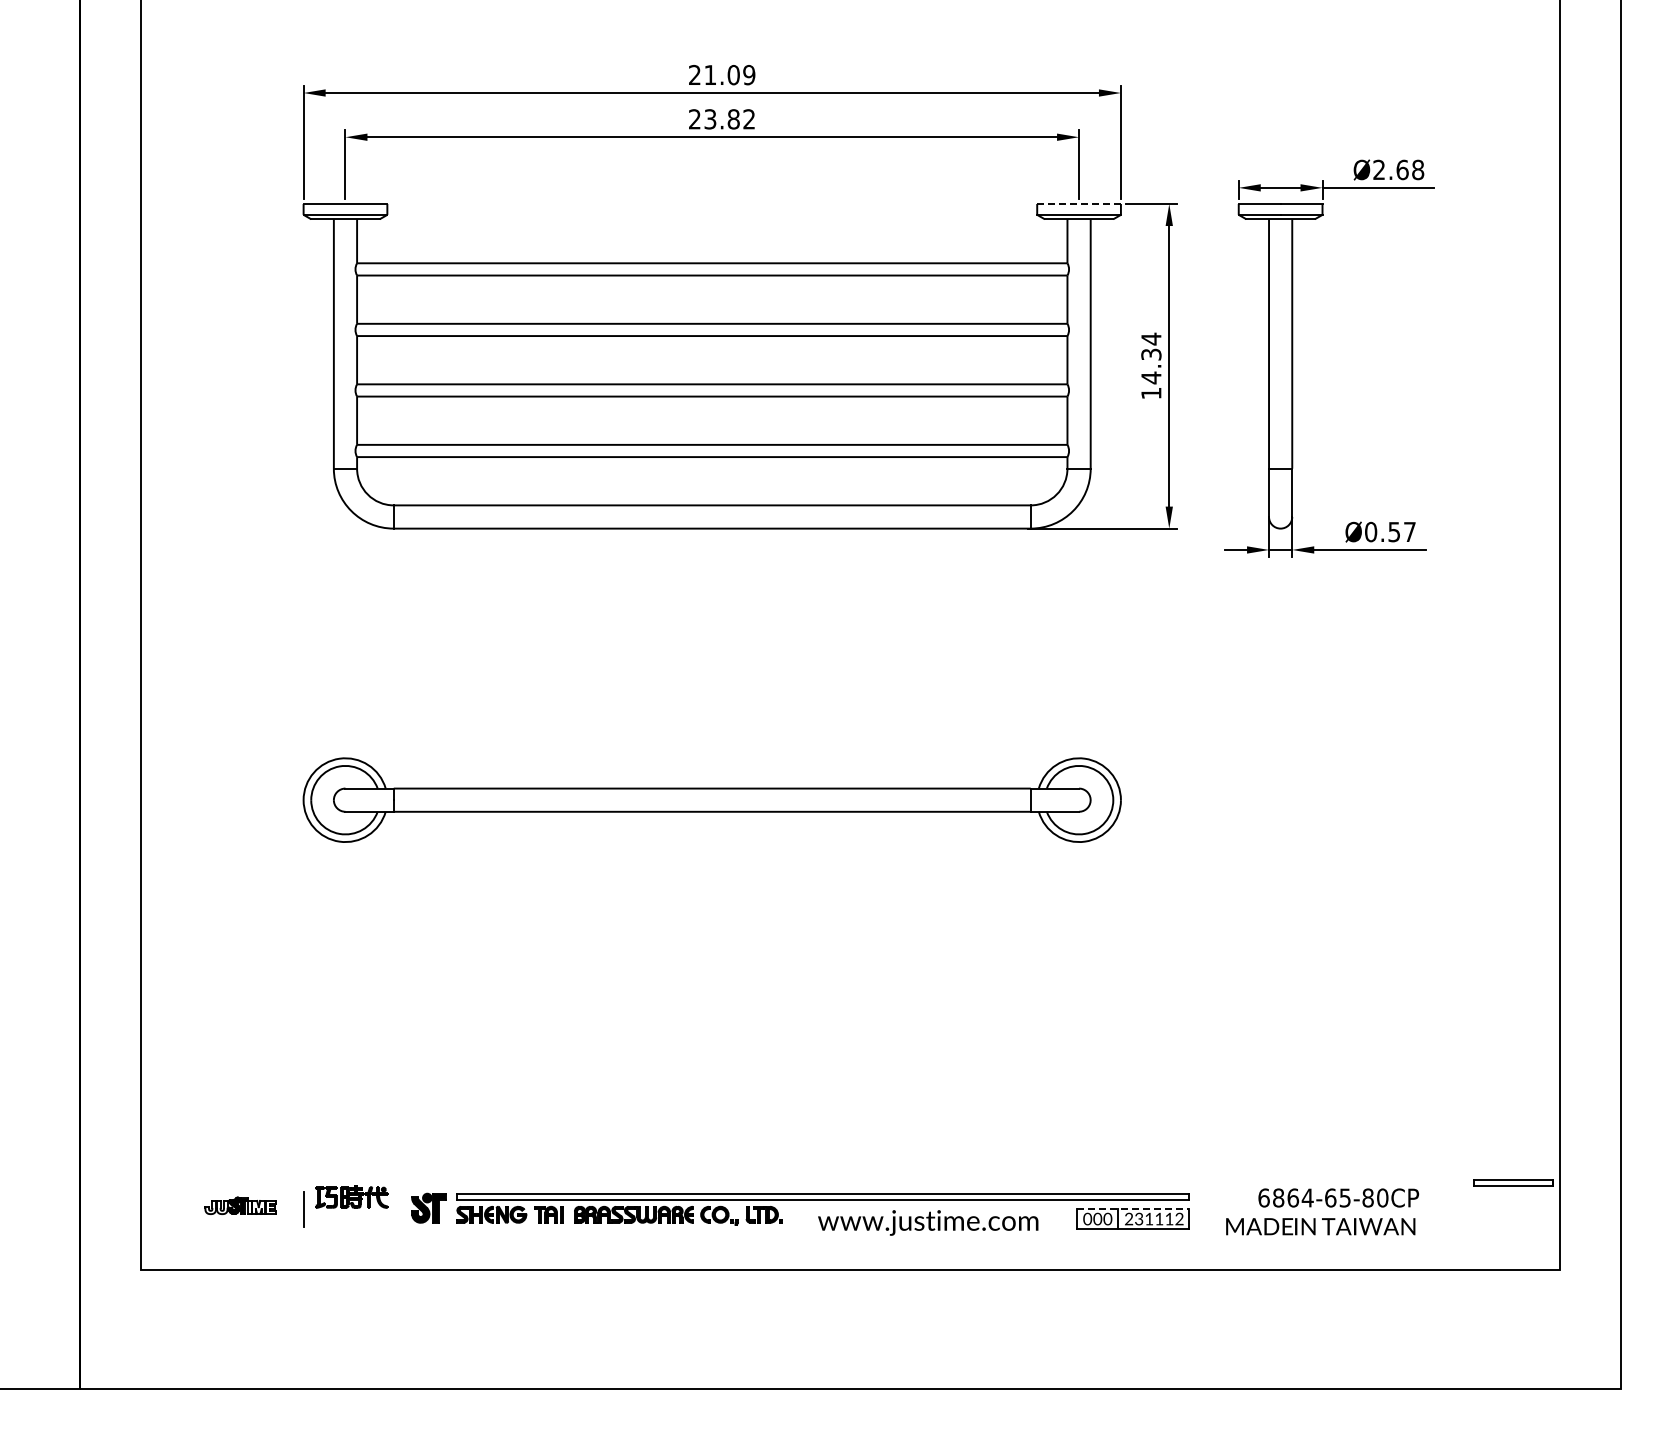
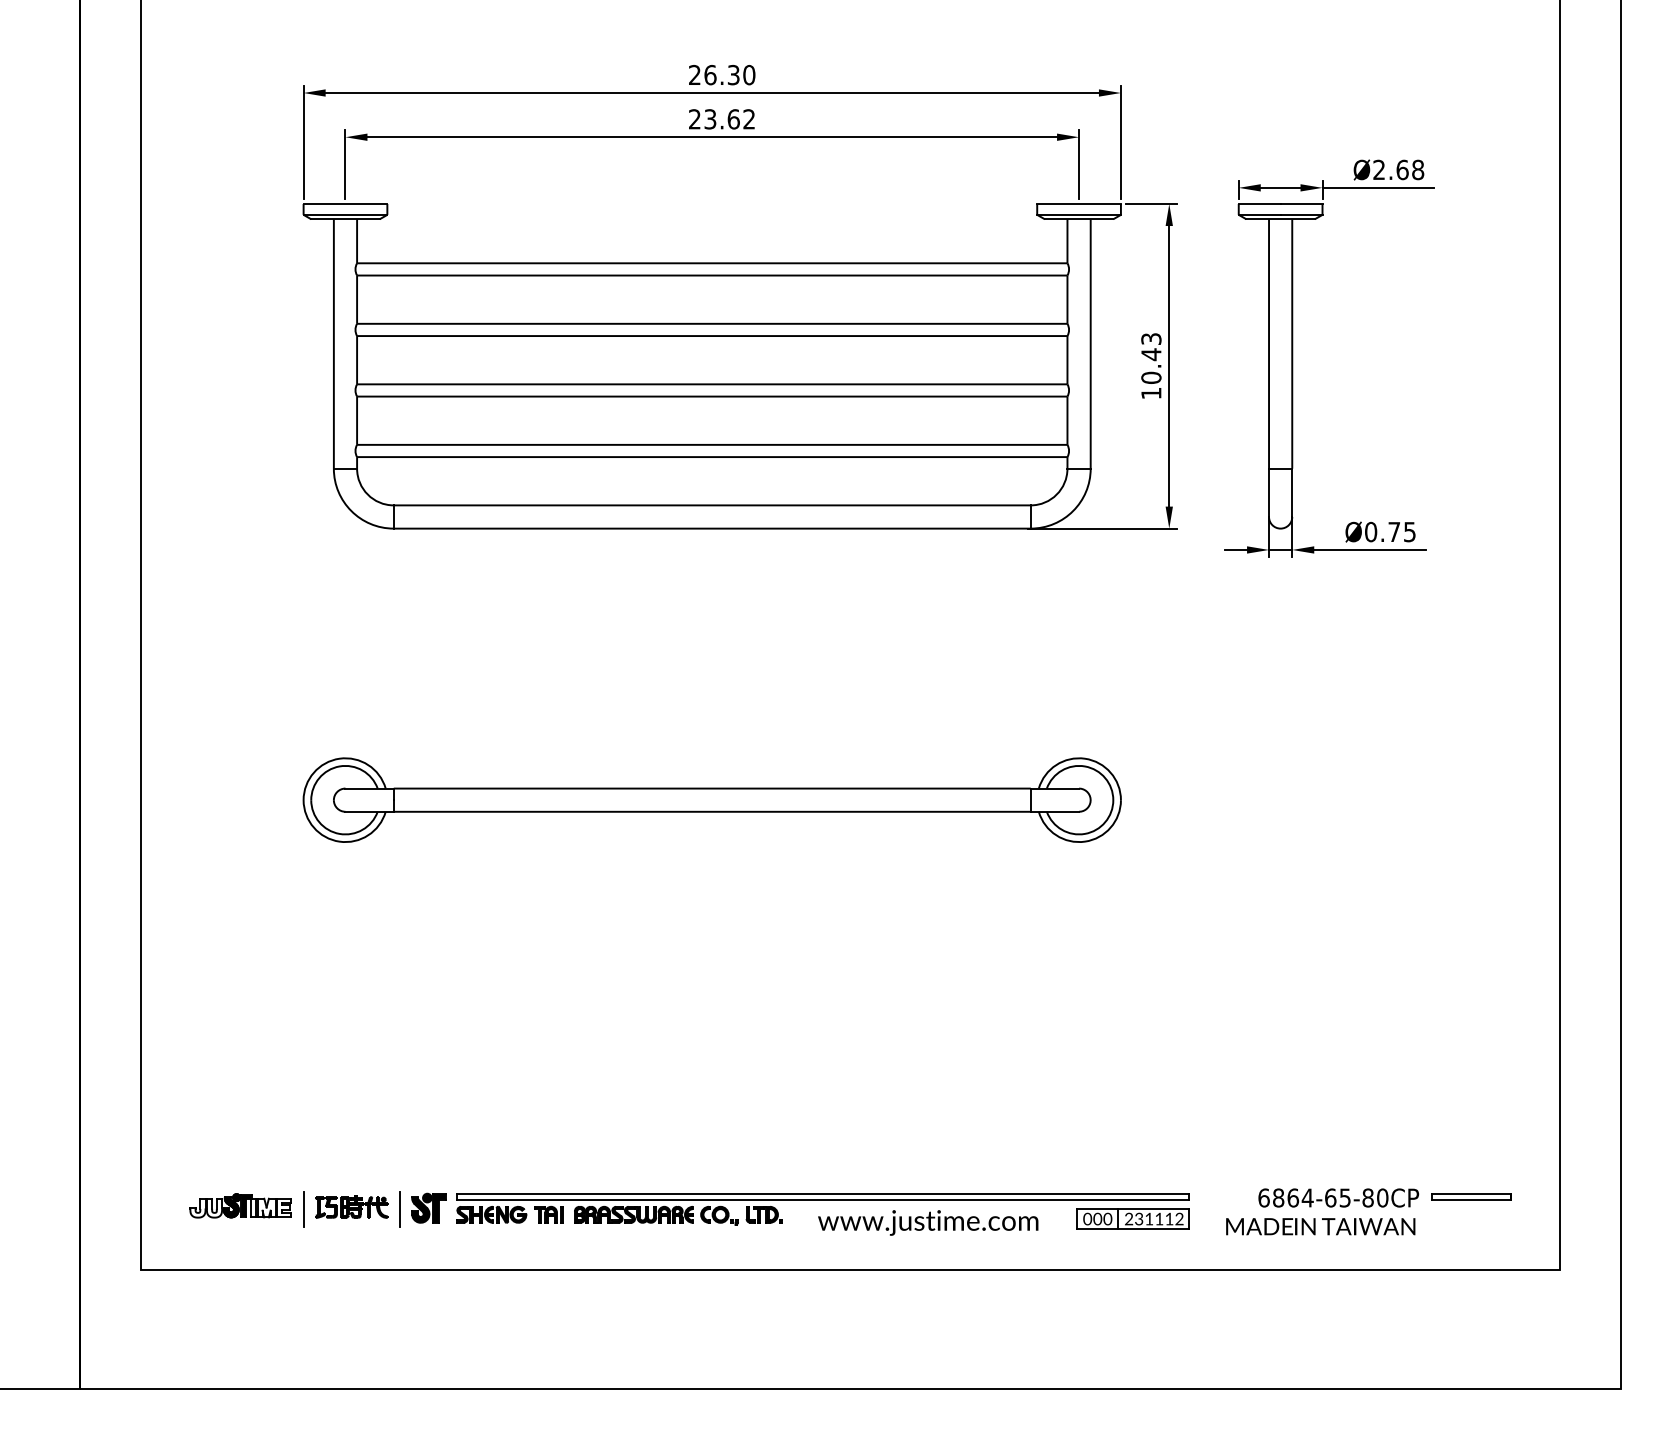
text: 21.09 -> 26.30 (729, 75)
text: 23.82 -> 23.62 (733, 119)
line: dashed -> solid (1079, 204)
text: 14.34 -> 10.43 (1151, 358)
text: Ø0.57 -> Ø0.75 (1401, 532)
part position: (1513, 1182) -> (1471, 1196) (1471, 1196)
part position: (351, 1196) -> (351, 1206) (351, 1206)
part size: 73x19 px -> 103x26 px (240, 1205)
line: none -> present (399, 1208)
line: dashed -> solid (1133, 1208)
